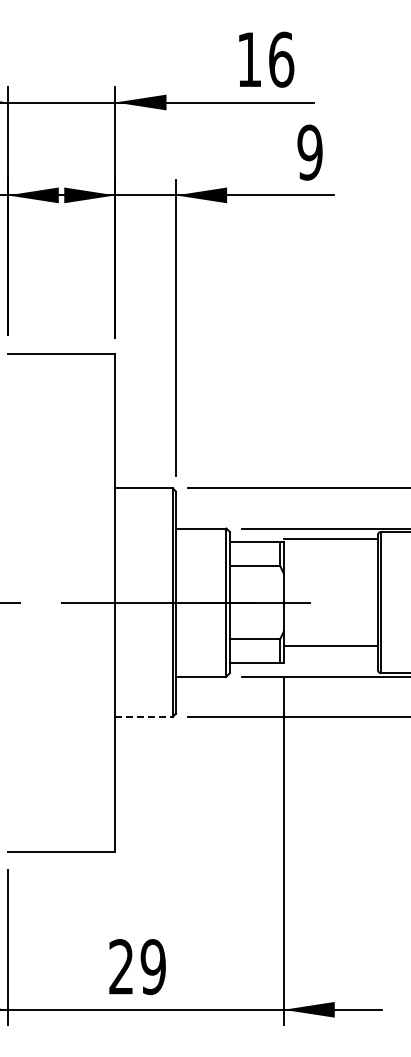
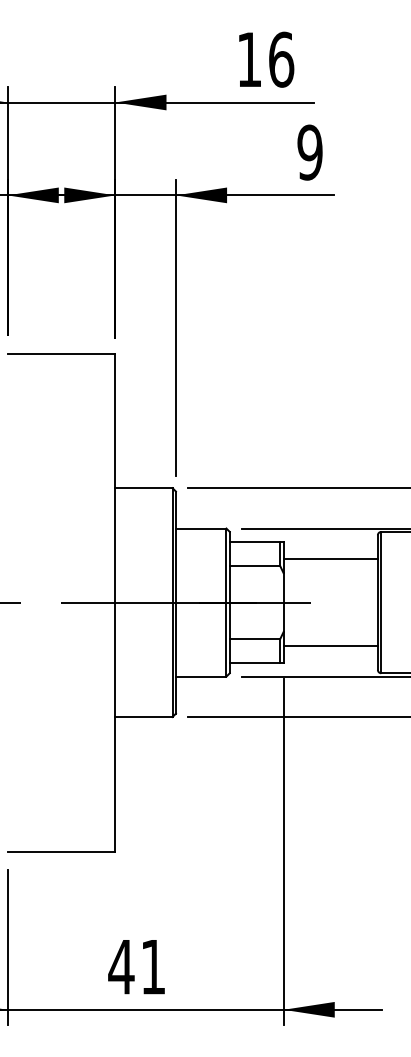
line position: (330, 538) -> (330, 558) (330, 558)
line: dashed -> solid (143, 717)
text: 29 -> 41 (136, 967)
